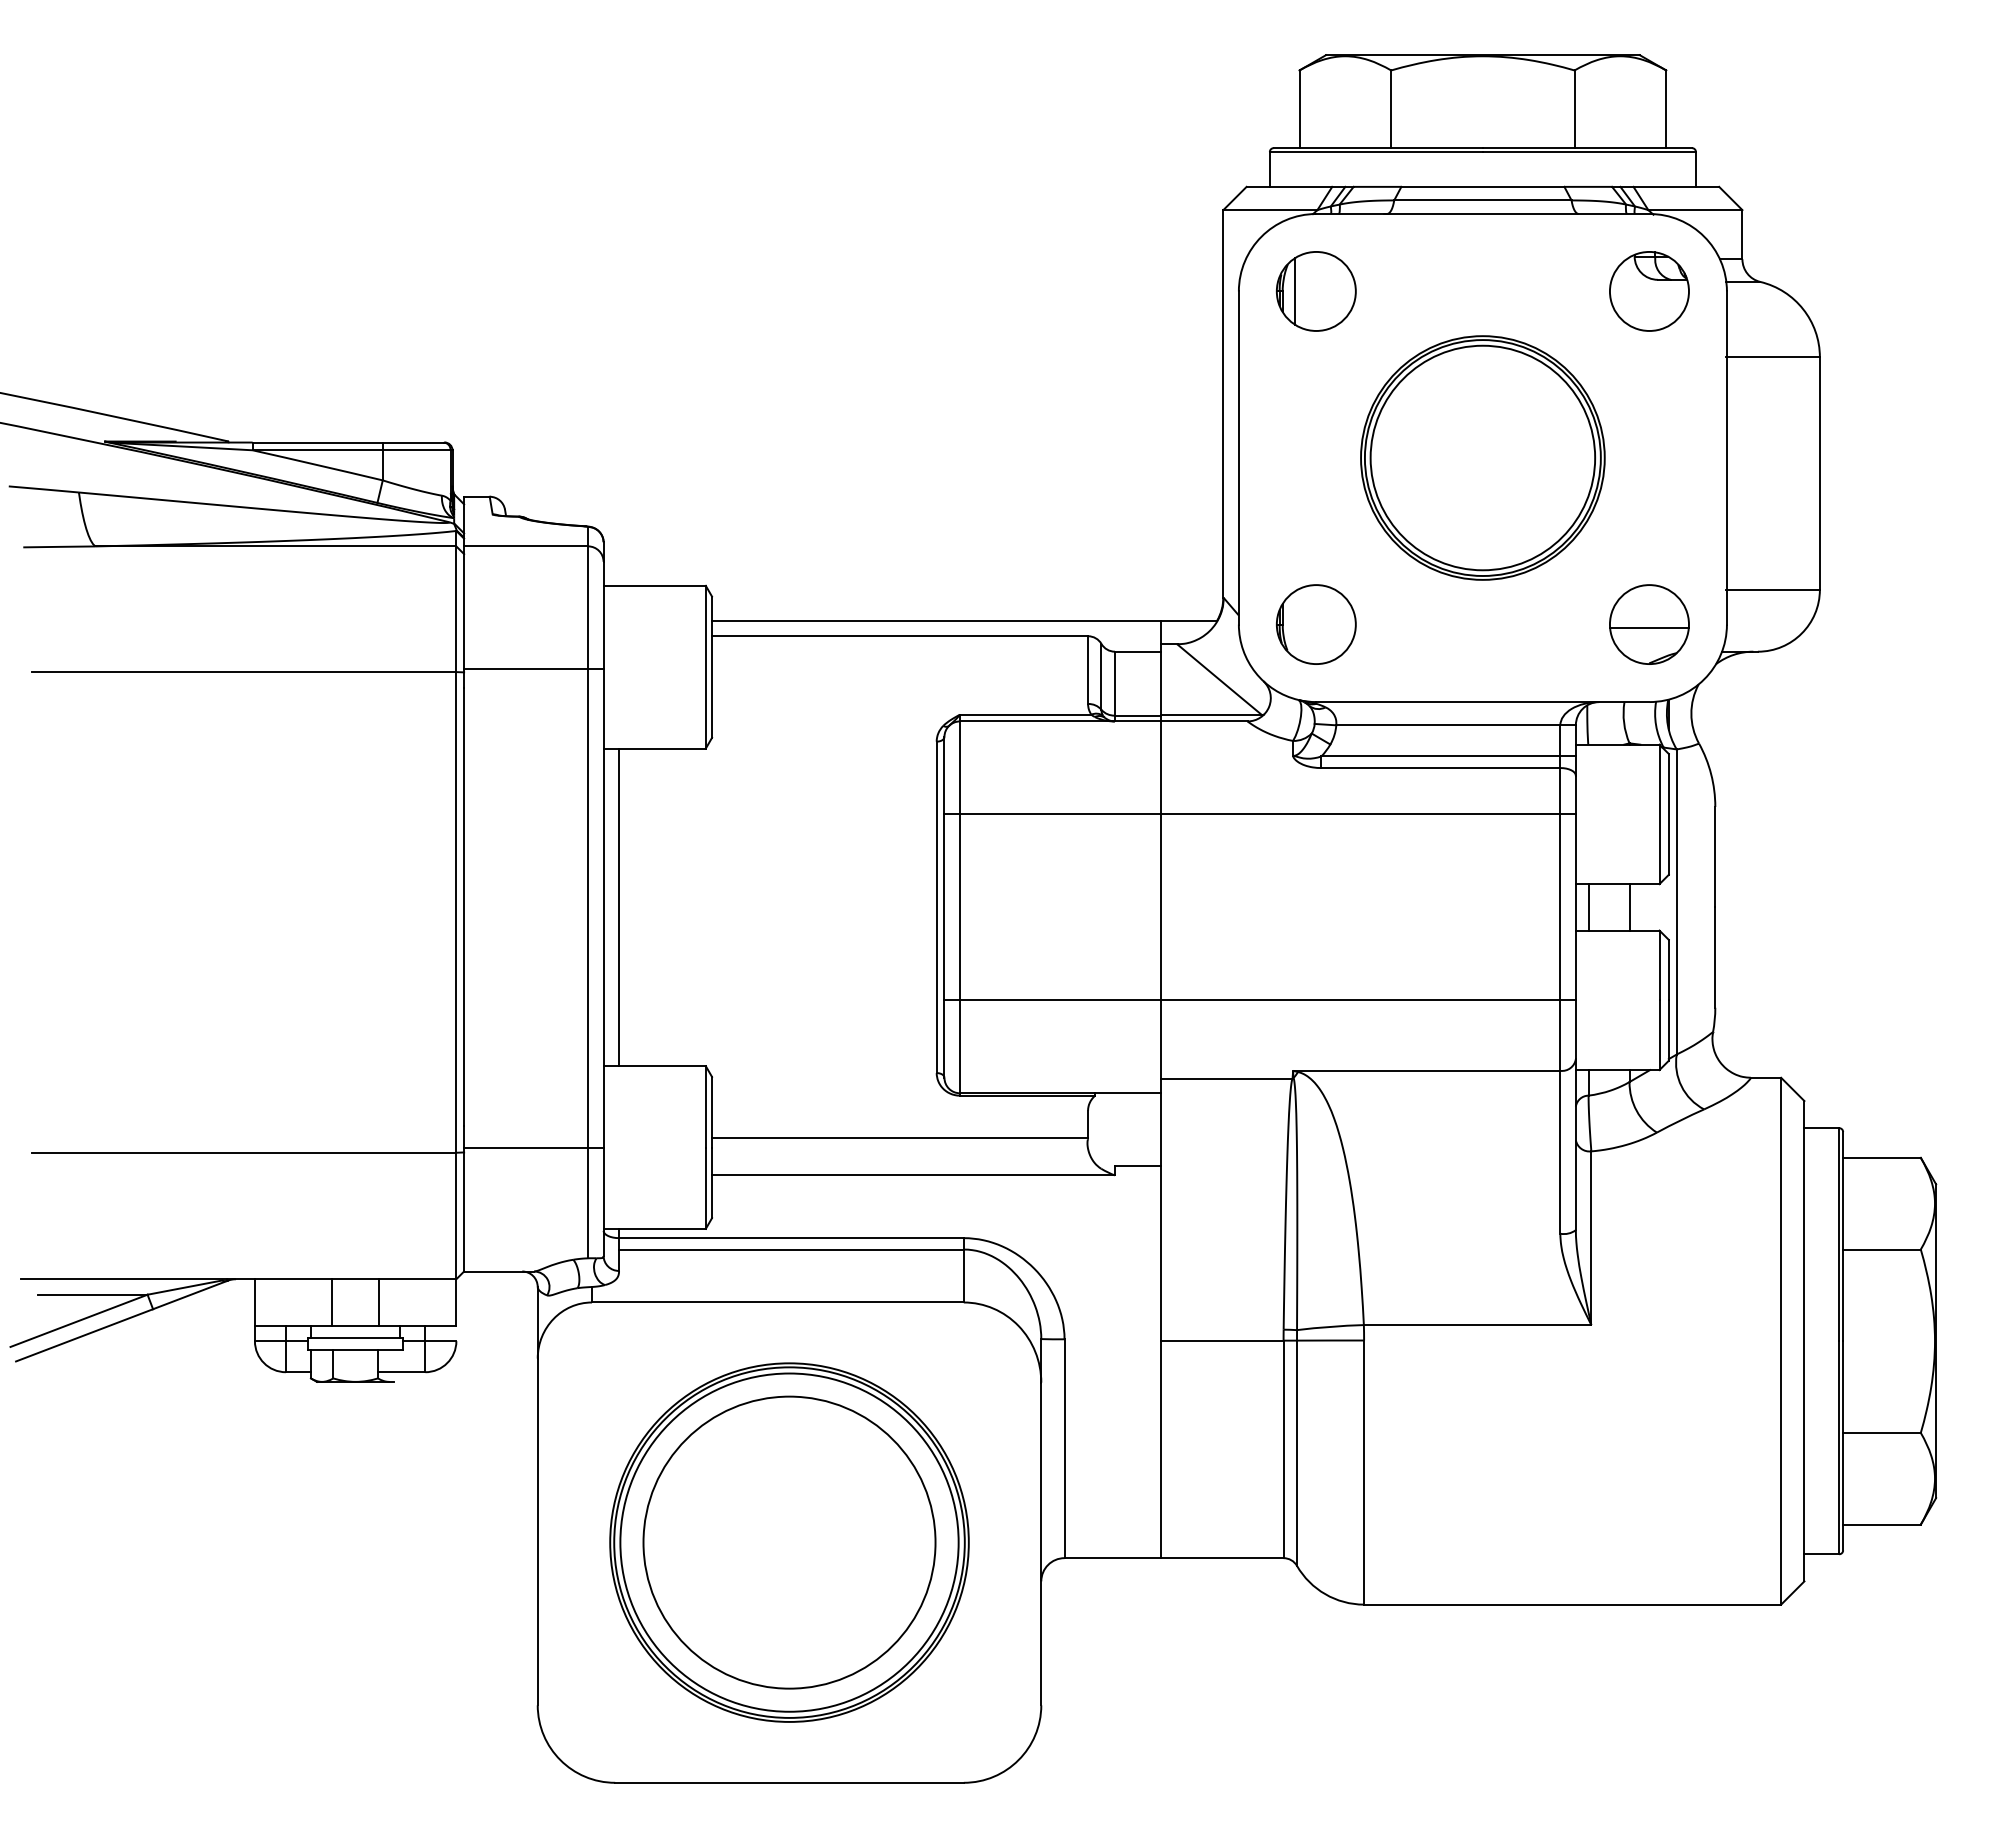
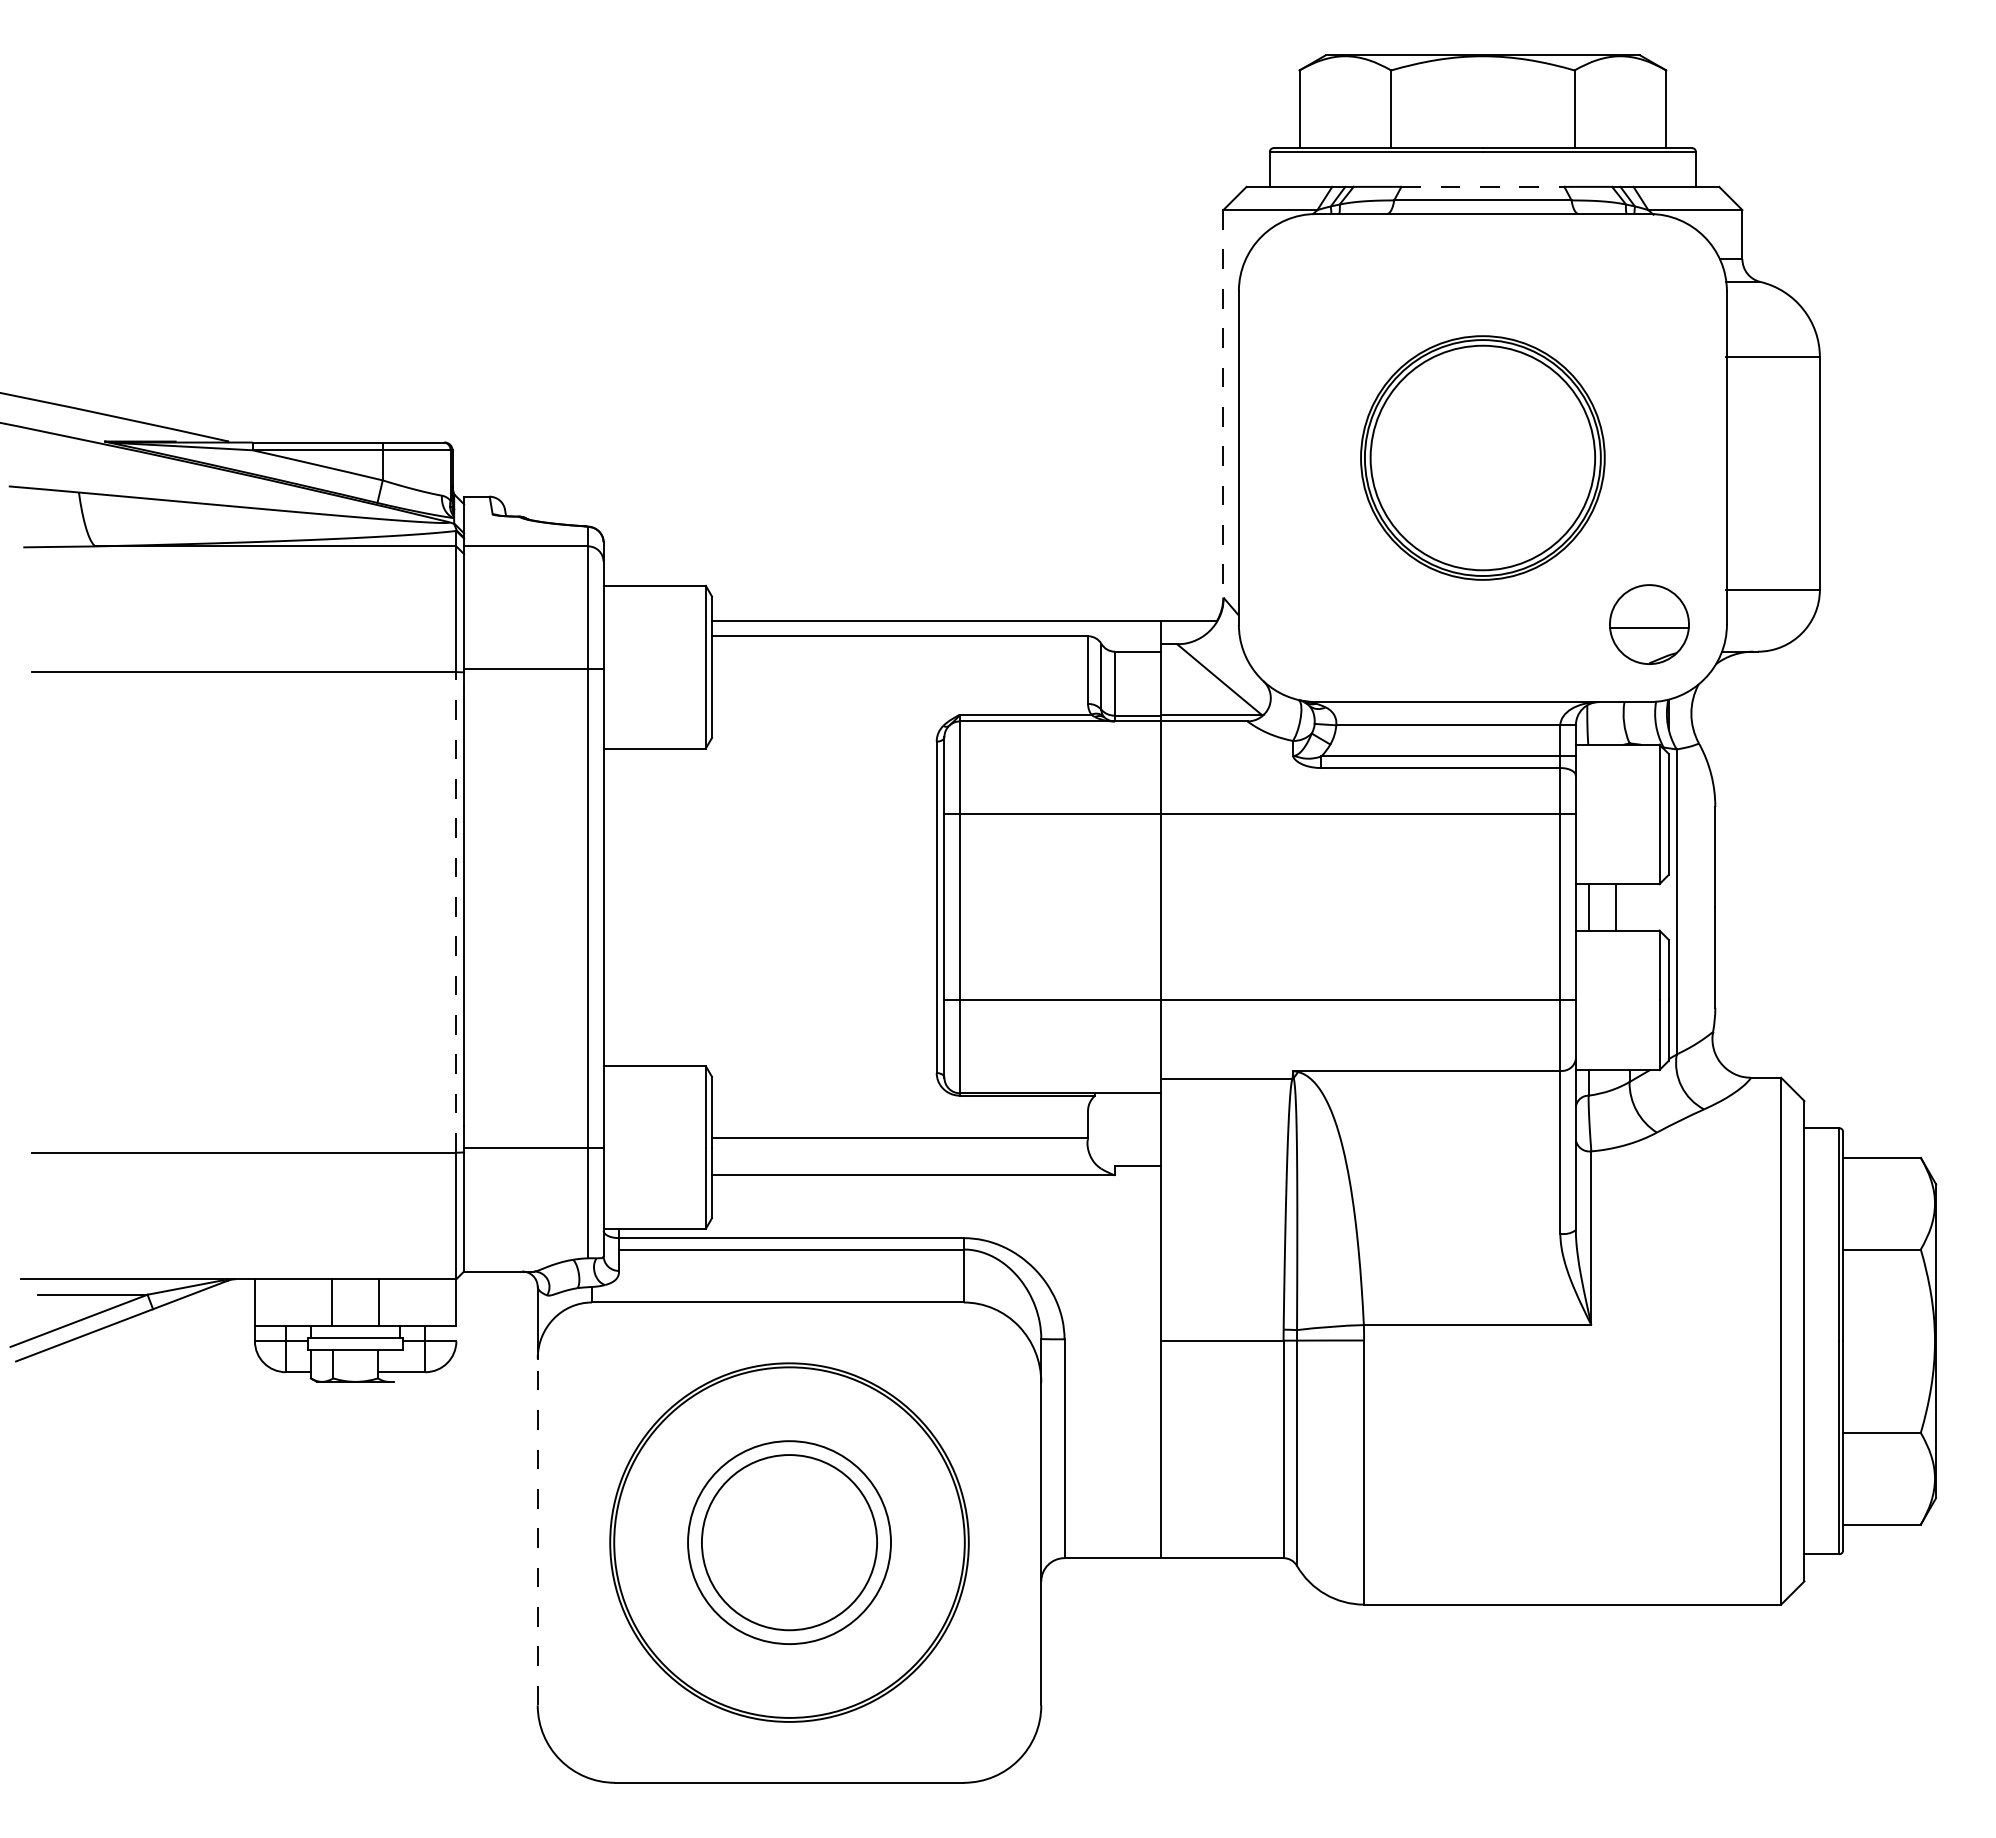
line: solid -> dashed (1482, 186)
part: present -> none (1316, 291)
part: present -> none (1649, 291)
line: solid -> dashed (1223, 404)
part: present -> none (1316, 624)
line: present -> none (619, 907)
line position: (1629, 907) -> (1615, 907) (1615, 907)
line: solid -> dashed (456, 911)
line: solid -> dashed (537, 1531)
circle diameter: 292 px -> 175 px (789, 1542)
circle diameter: 338 px -> 203 px (789, 1542)
